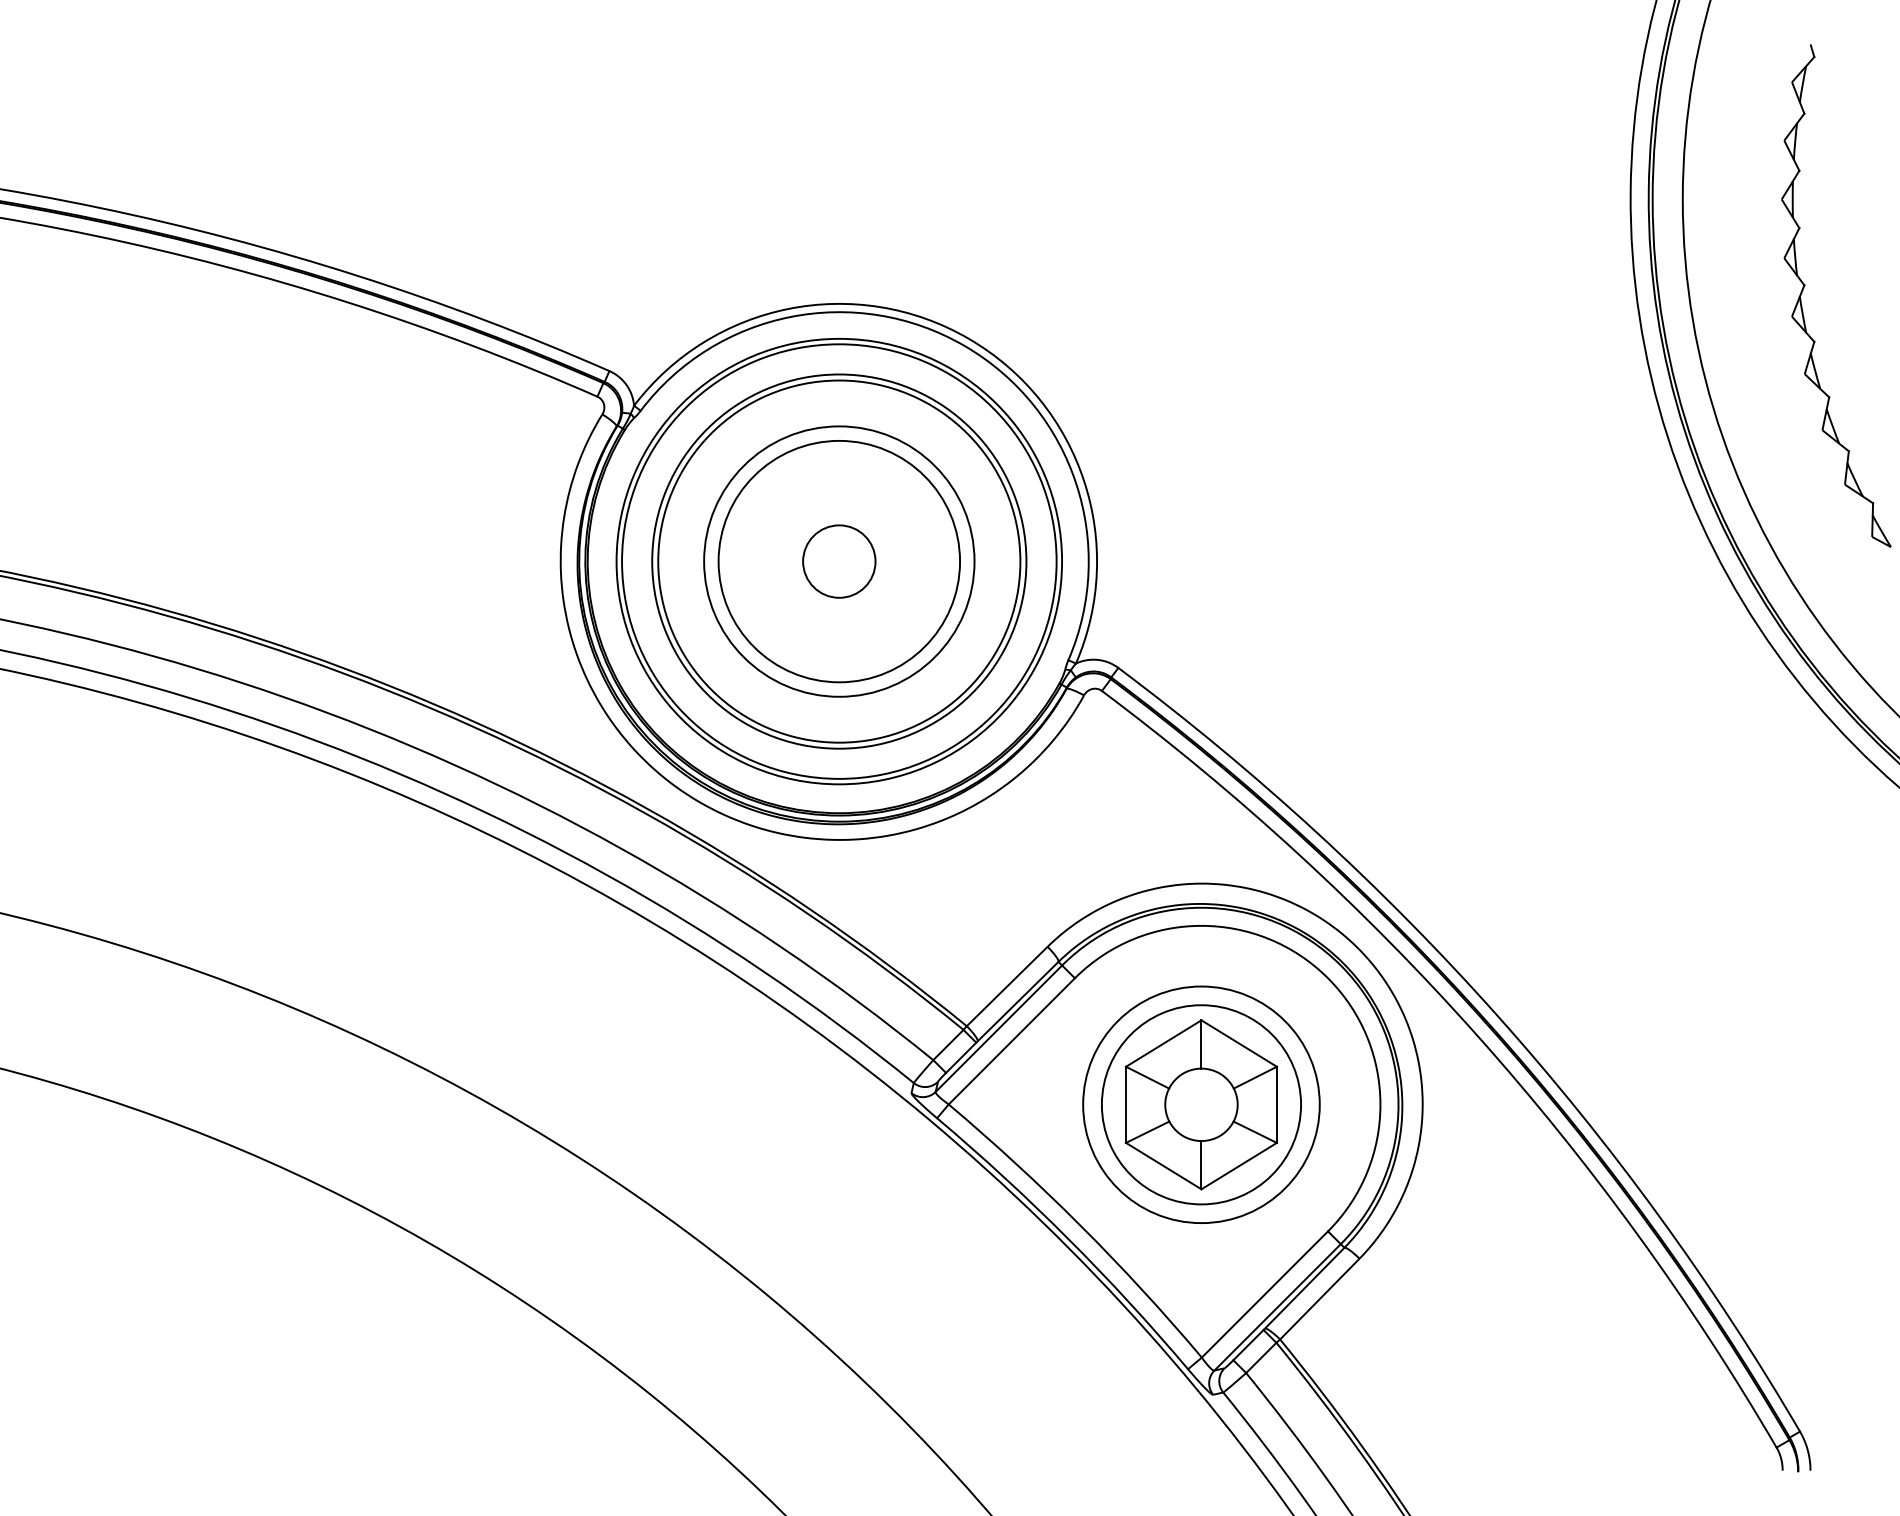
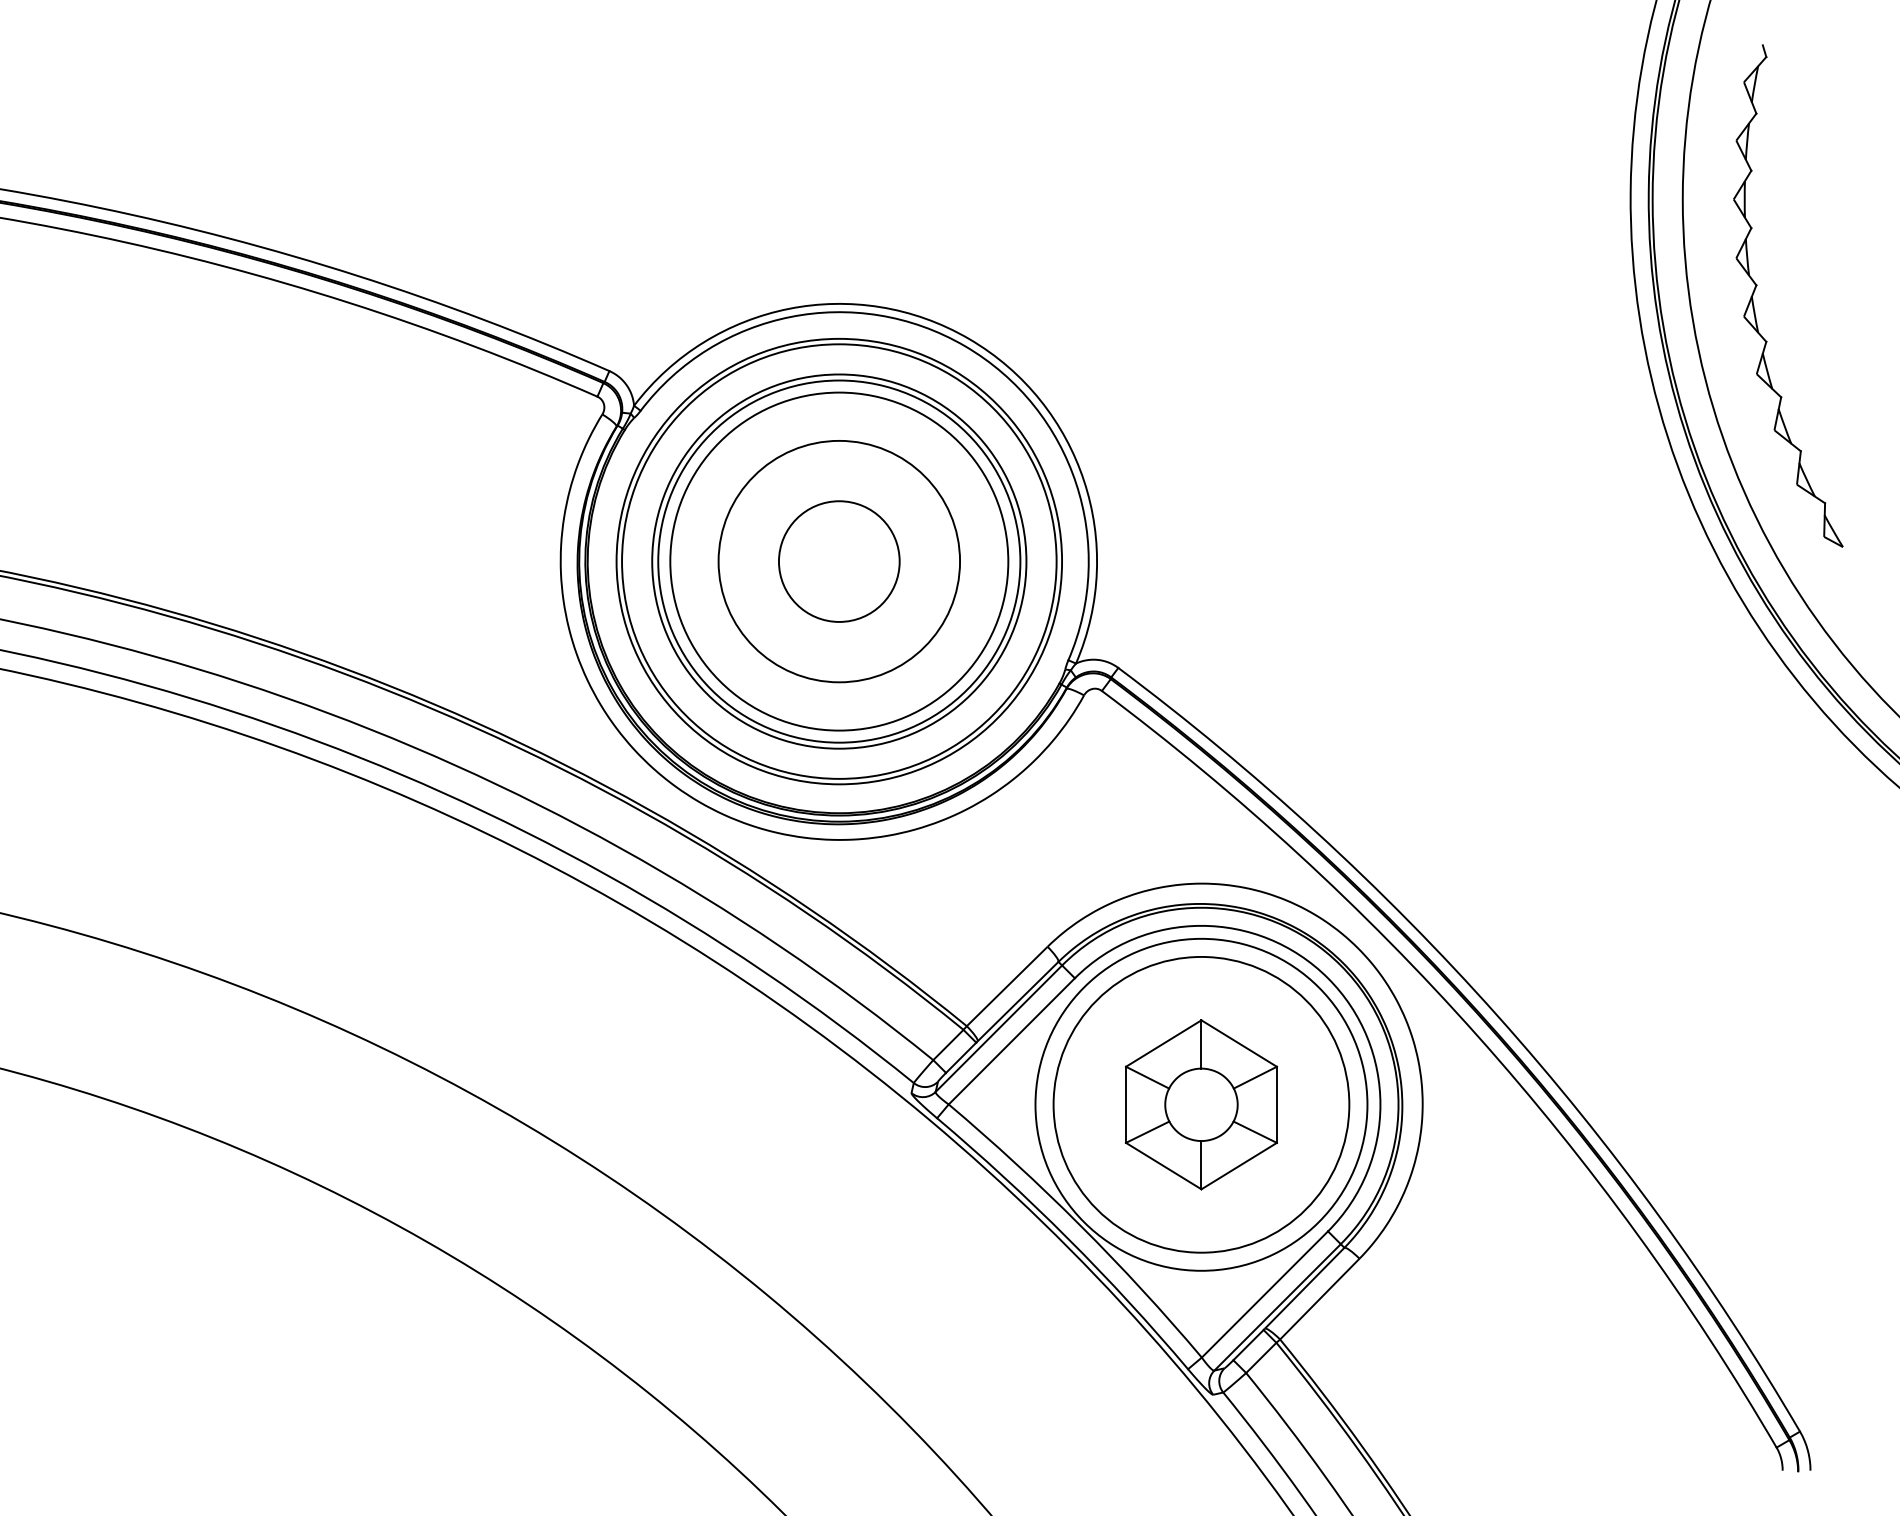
part position: (1805, 285) -> (1757, 285) (1757, 285)
circle diameter: 270 px -> 338 px (839, 561)
circle diameter: 72 px -> 121 px (838, 561)
circle diameter: 199 px -> 332 px (1201, 1104)
circle diameter: 237 px -> 296 px (1201, 1104)
